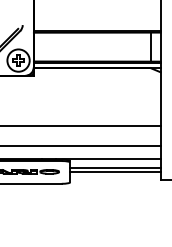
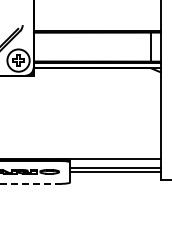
line: present -> none (81, 125)
line: present -> none (81, 145)
line: solid -> dashed (30, 183)
